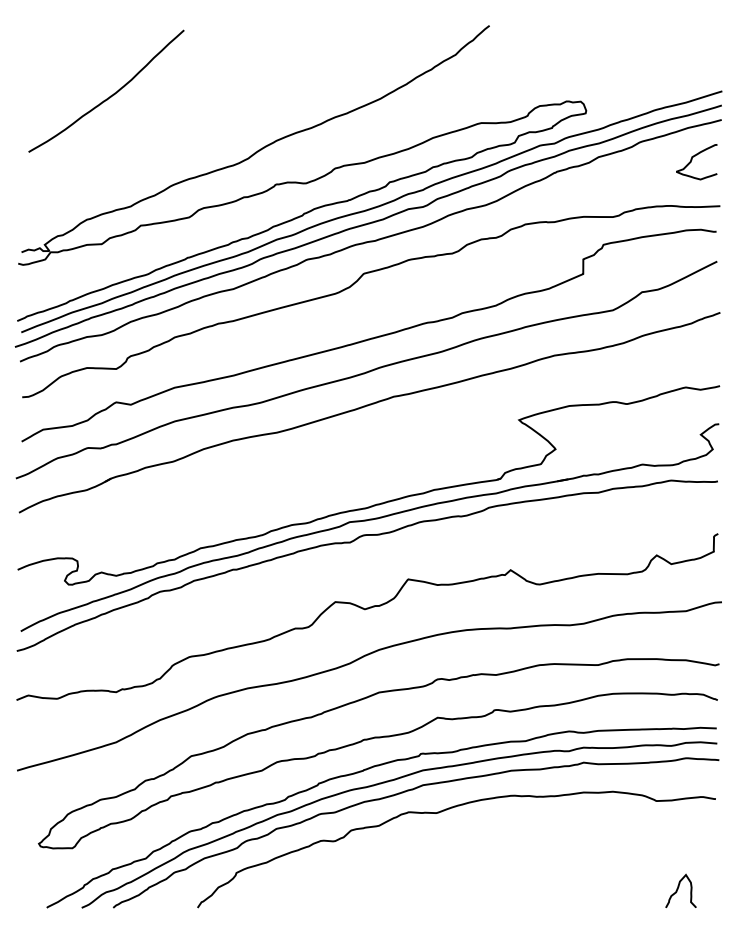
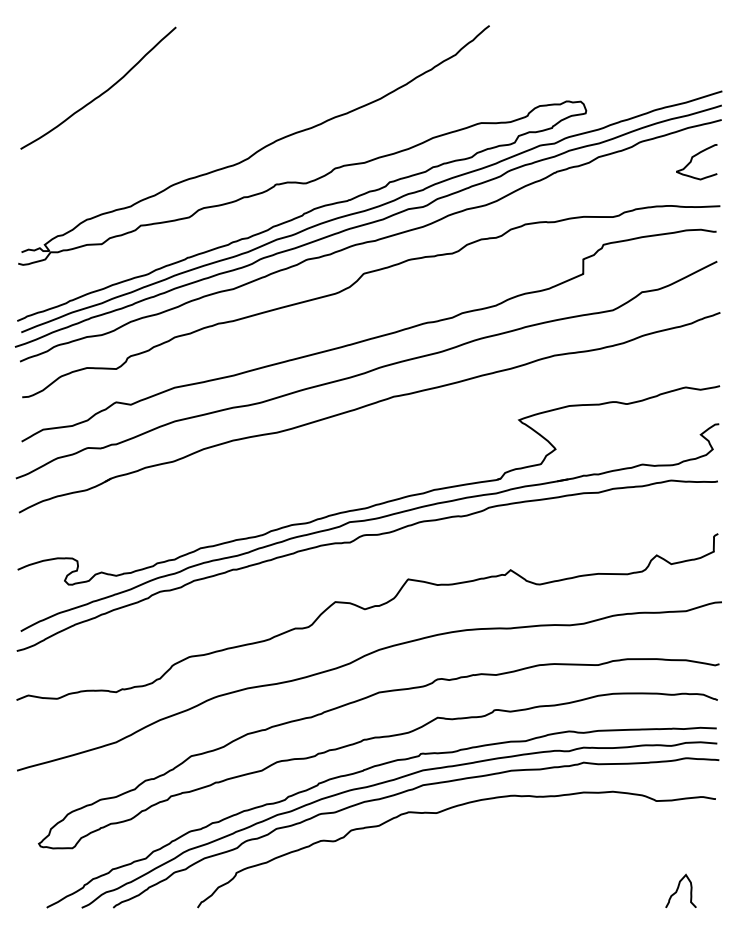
curve position: (110, 95) -> (102, 92) (102, 92)
